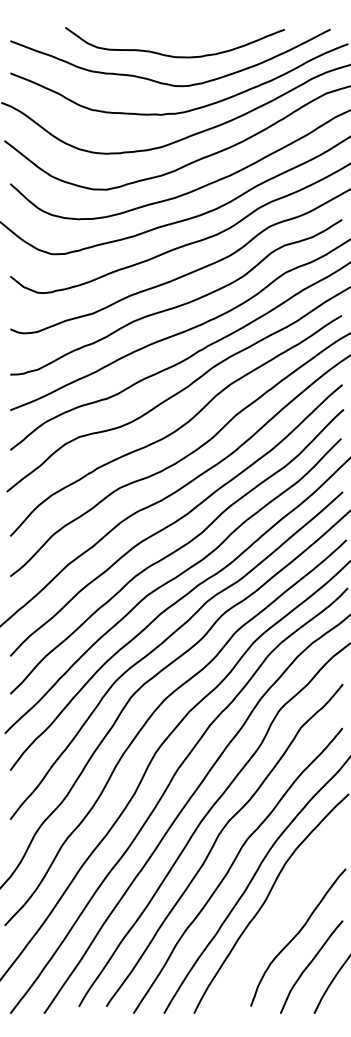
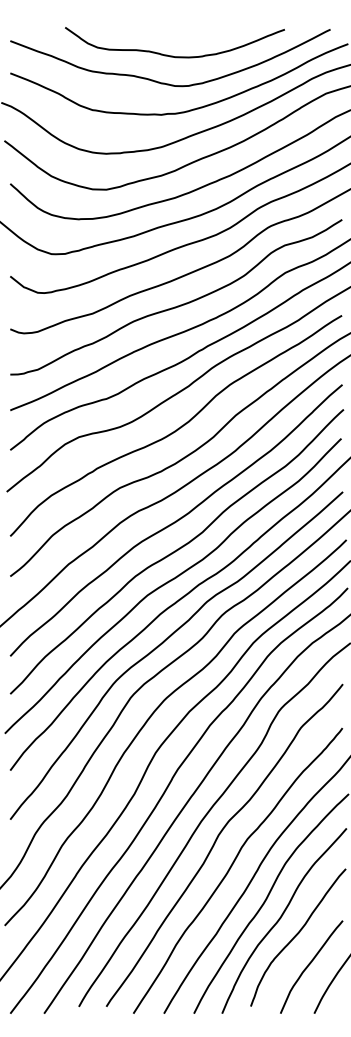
curve: none -> present (281, 918)
